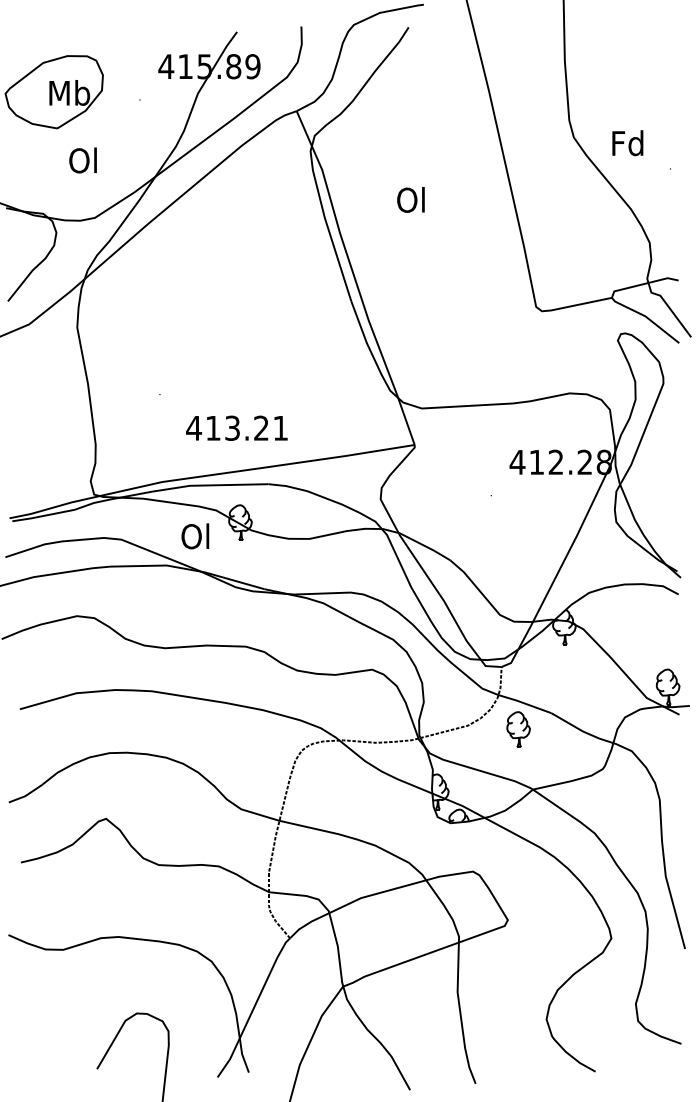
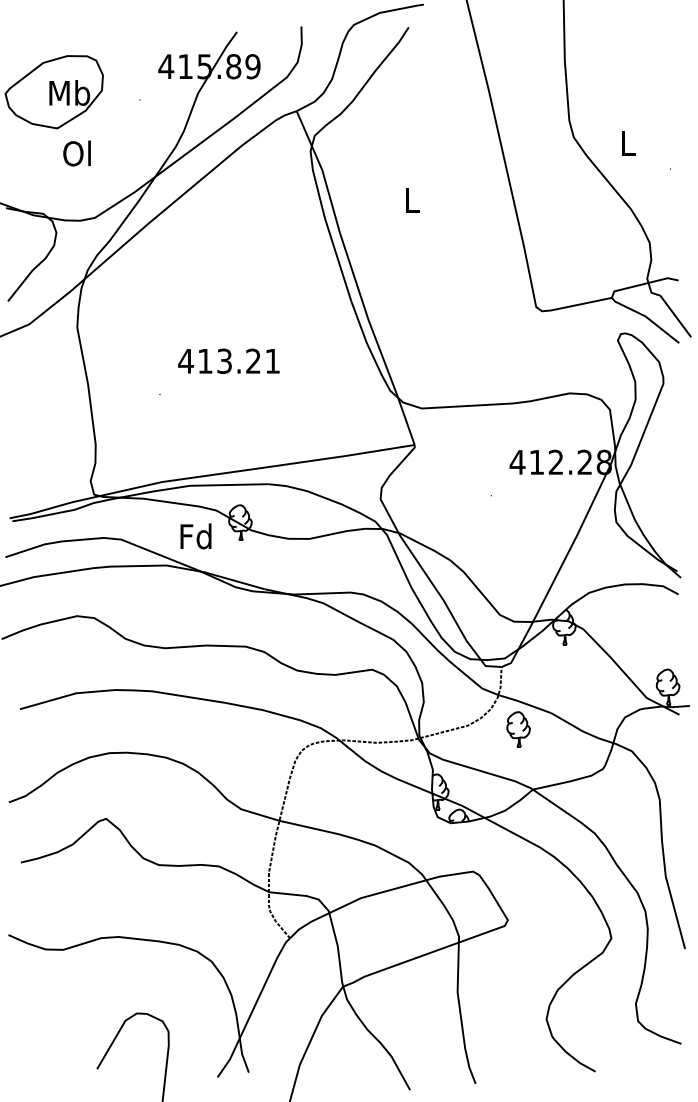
text: Fd -> L (627, 143)
text position: (82, 160) -> (76, 153) (76, 153)
text: Ol -> L (410, 199)
text position: (236, 427) -> (228, 360) (228, 360)
text: Ol -> Fd (195, 536)
